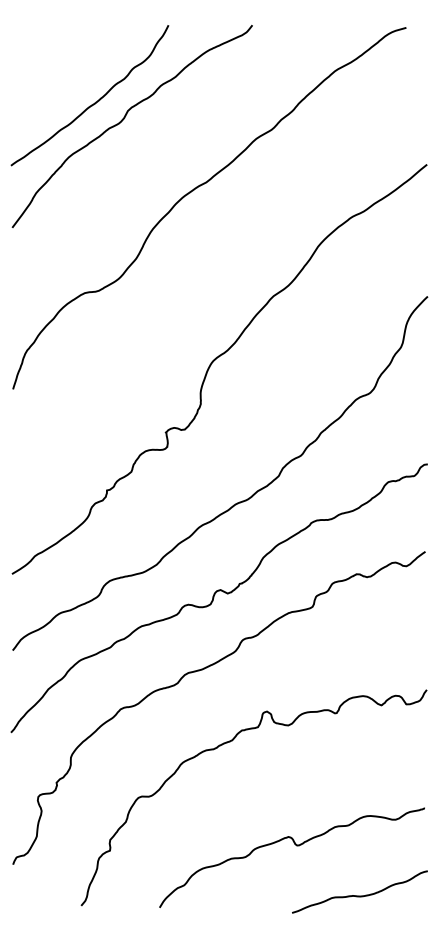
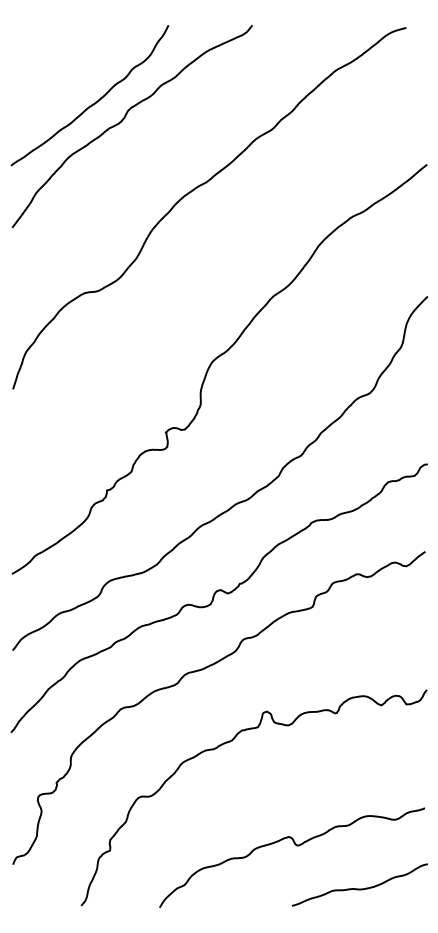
curve position: (359, 895) -> (359, 888) (359, 888)
